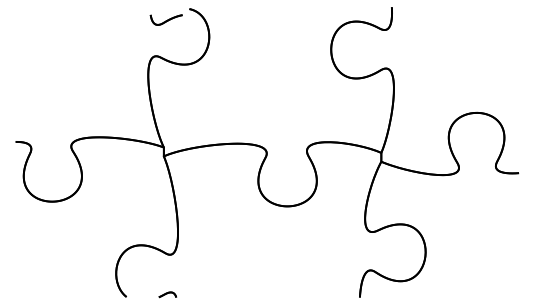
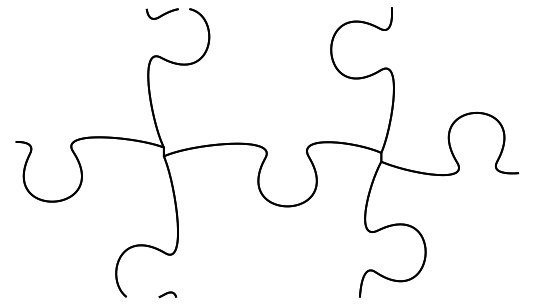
part position: (165, 19) -> (161, 13) (161, 13)
